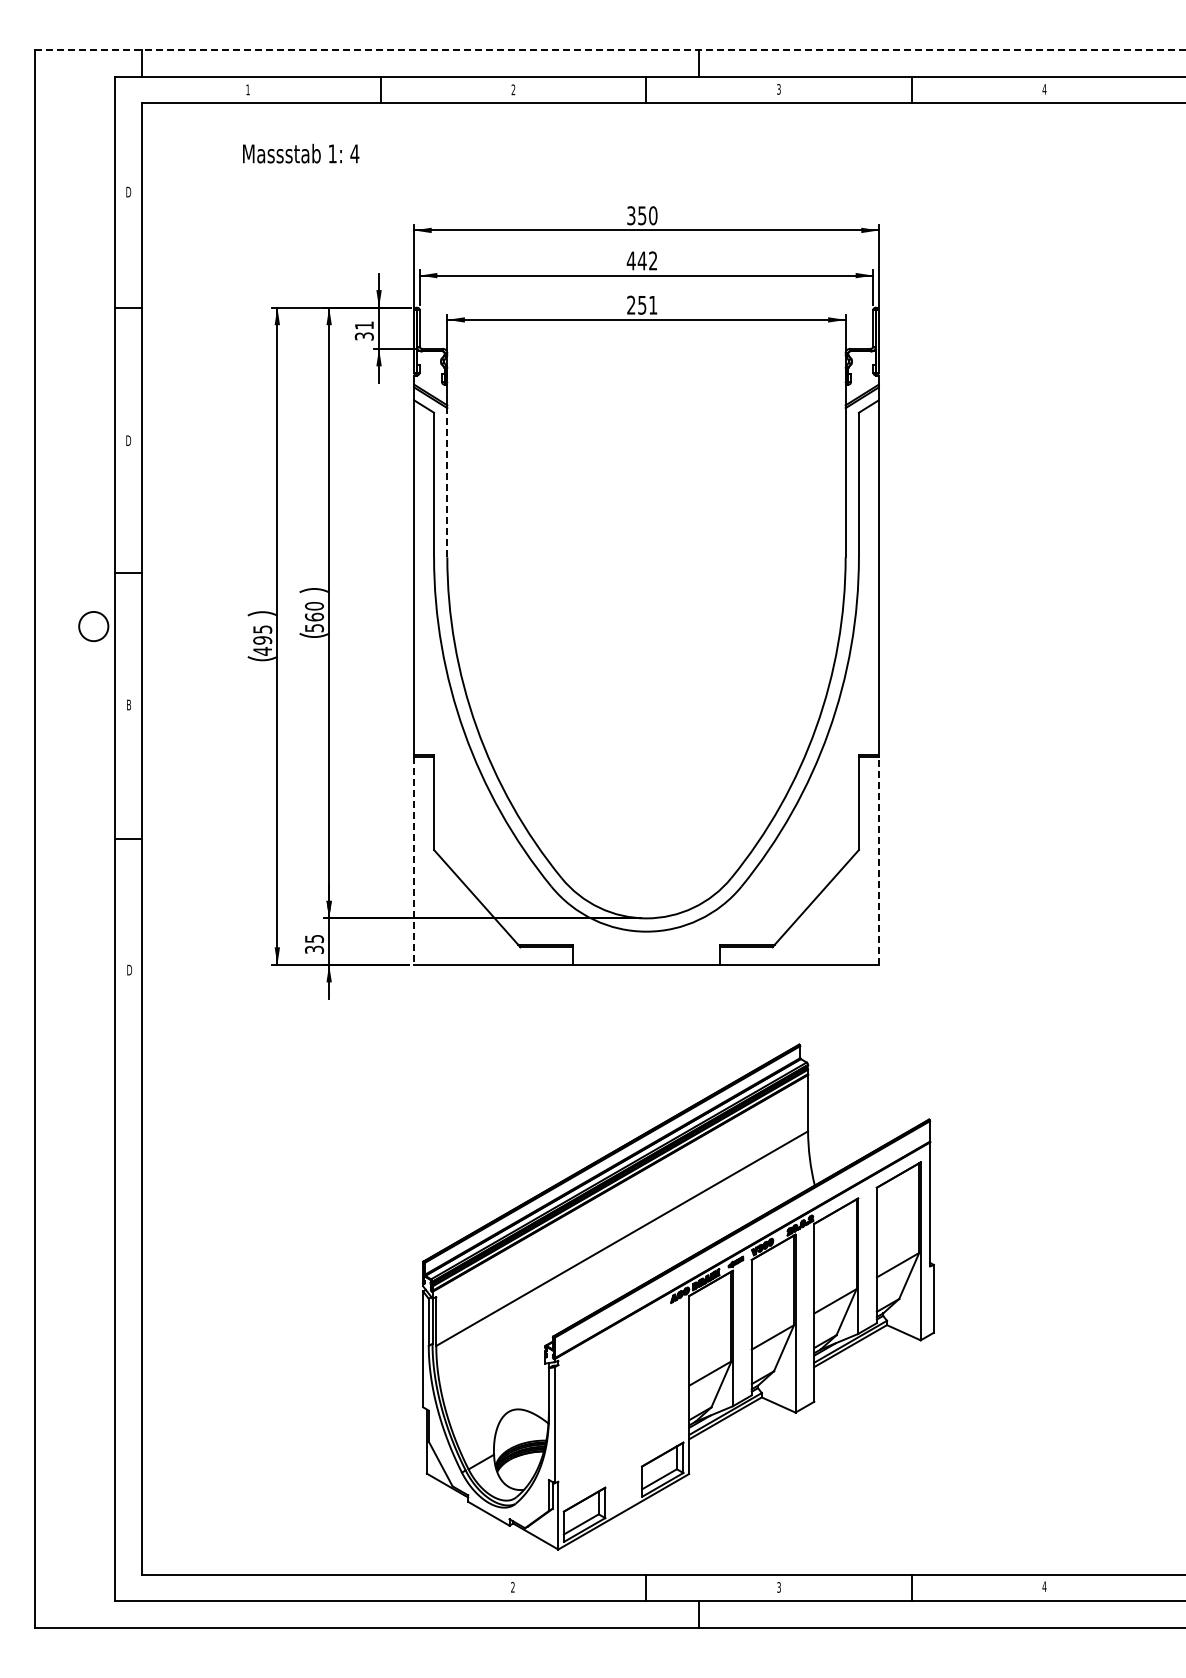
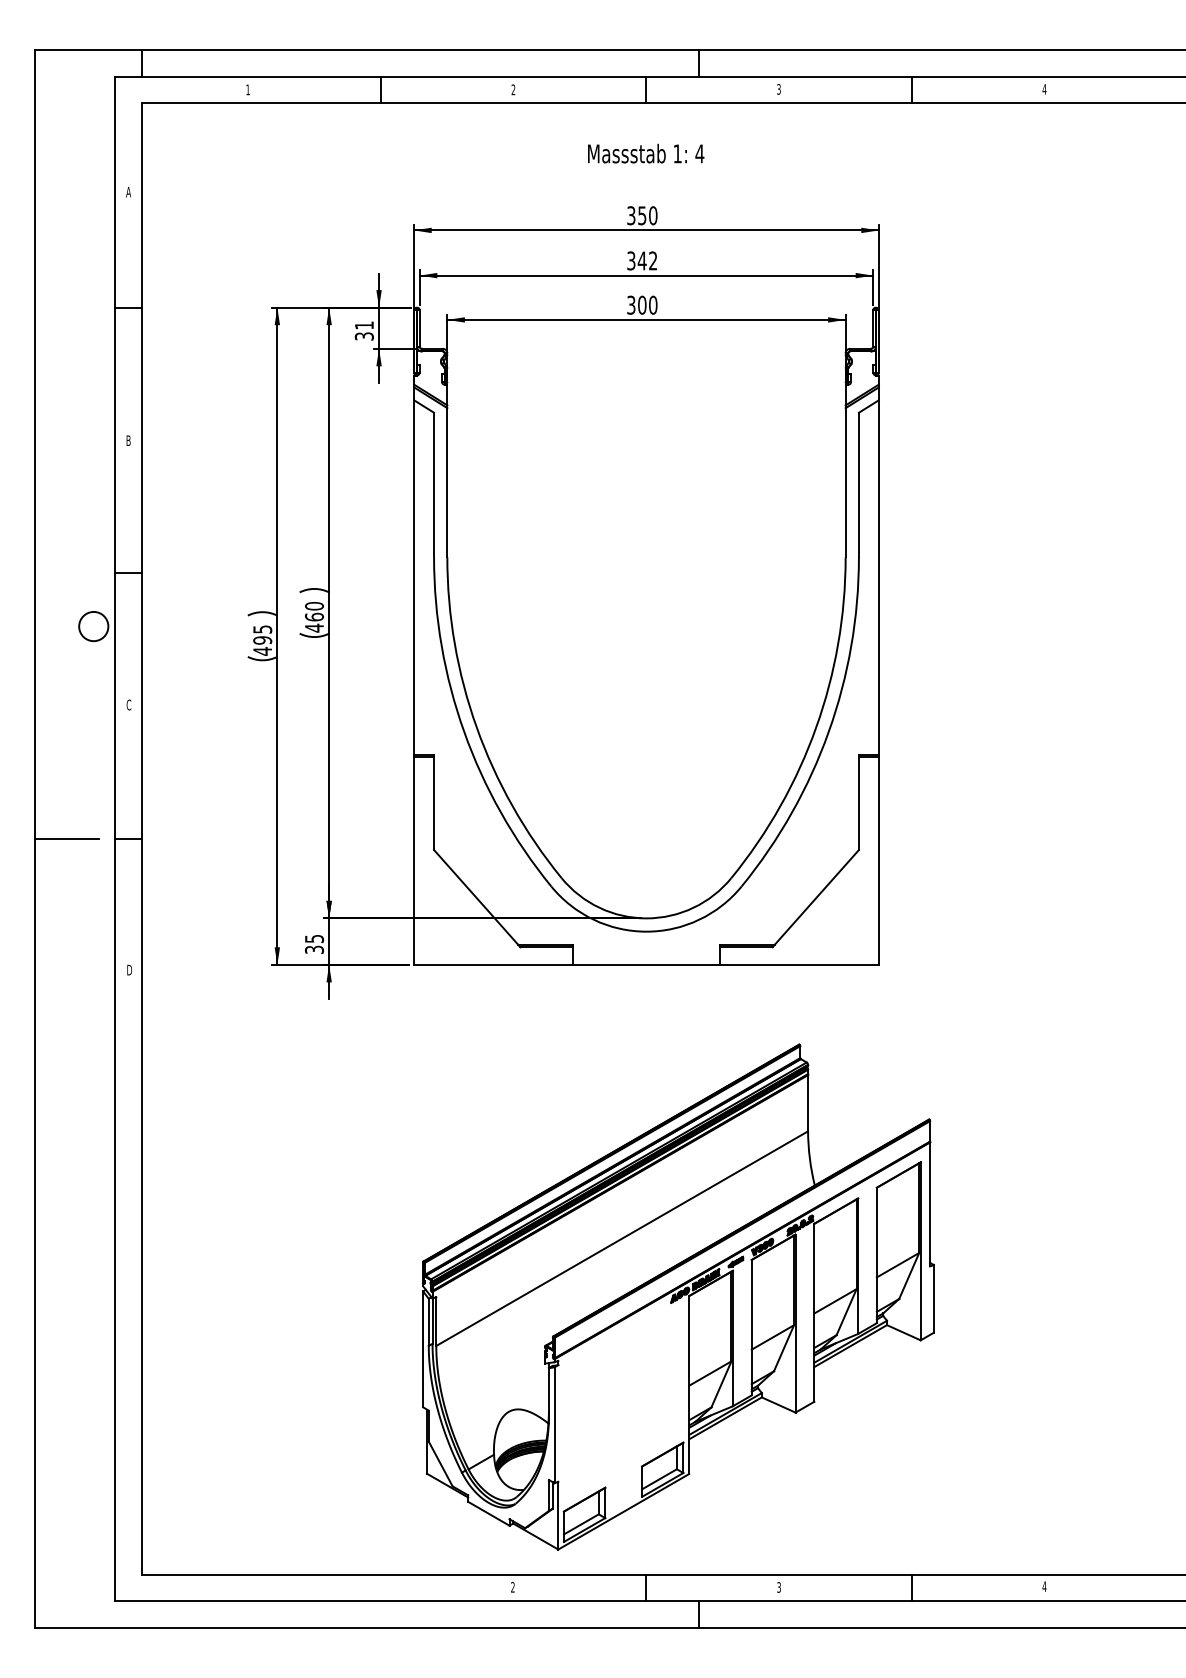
line: dashed -> solid (610, 50)
text position: (301, 153) -> (646, 153) (646, 153)
text: D -> A (128, 191)
text: 442 -> 342 (630, 260)
text: 251 -> 300 (642, 304)
text: D -> B (128, 440)
line: dashed -> solid (447, 482)
text: 560 -> 460 (314, 627)
text: B -> C (128, 704)
line: none -> present (67, 839)
line: dashed -> solid (414, 861)
line: dashed -> solid (878, 861)
